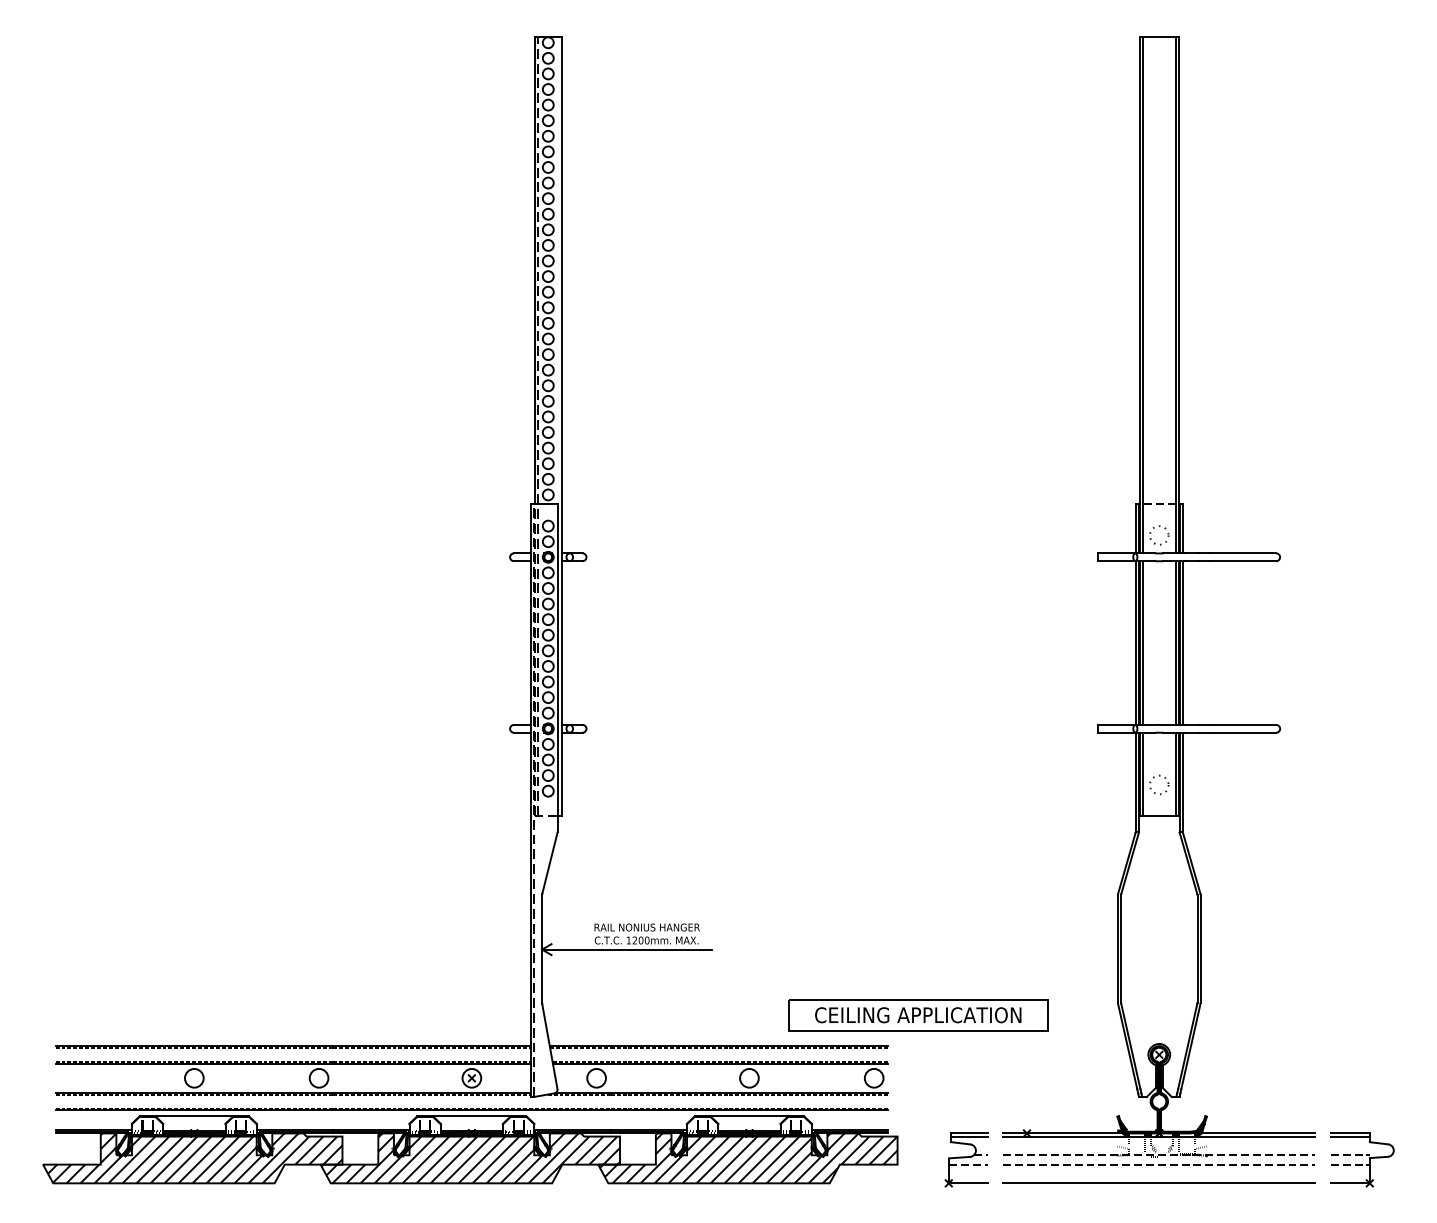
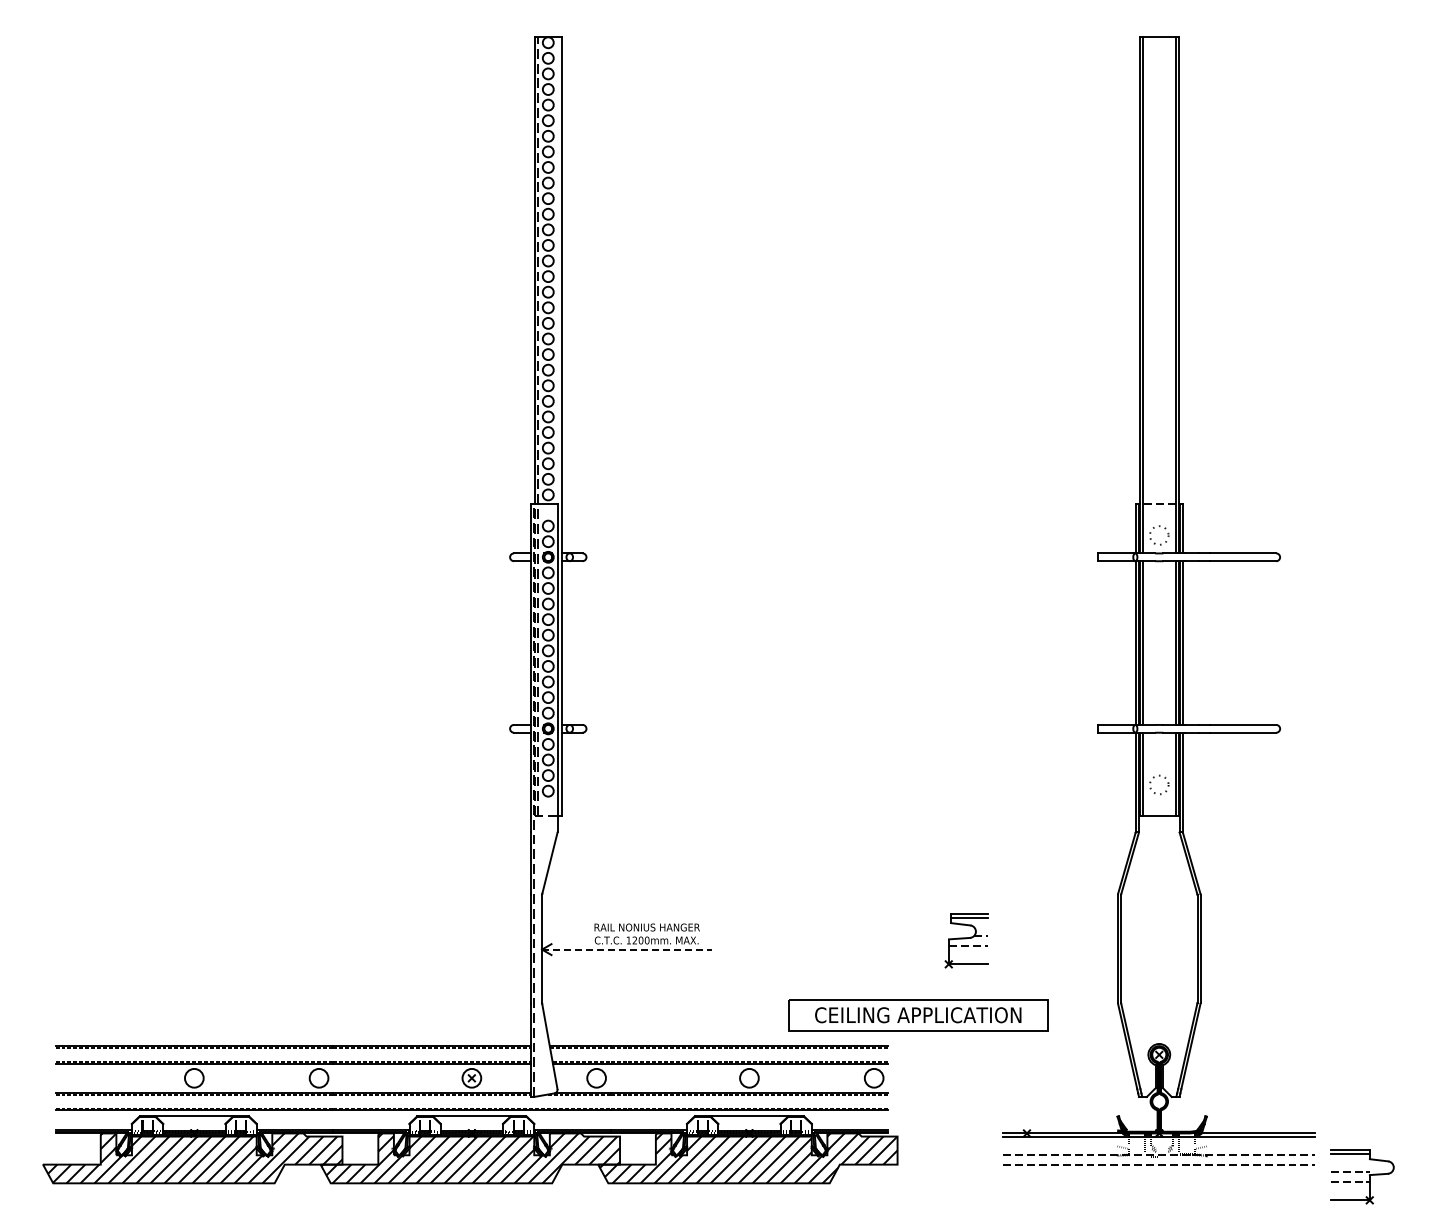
line: solid -> dashed (626, 949)
part position: (966, 1159) -> (966, 940) (966, 940)
part position: (1362, 1159) -> (1362, 1176) (1362, 1176)
line: present -> none (1159, 1183)
